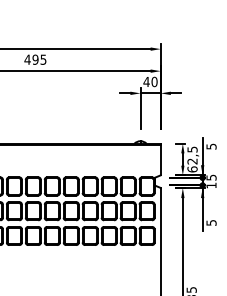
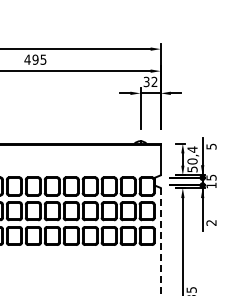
text: 40 -> 32 (150, 81)
text: 62,5 -> 50,4 (192, 159)
text: 5 -> 2 (211, 222)
line: solid -> dashed (160, 241)
